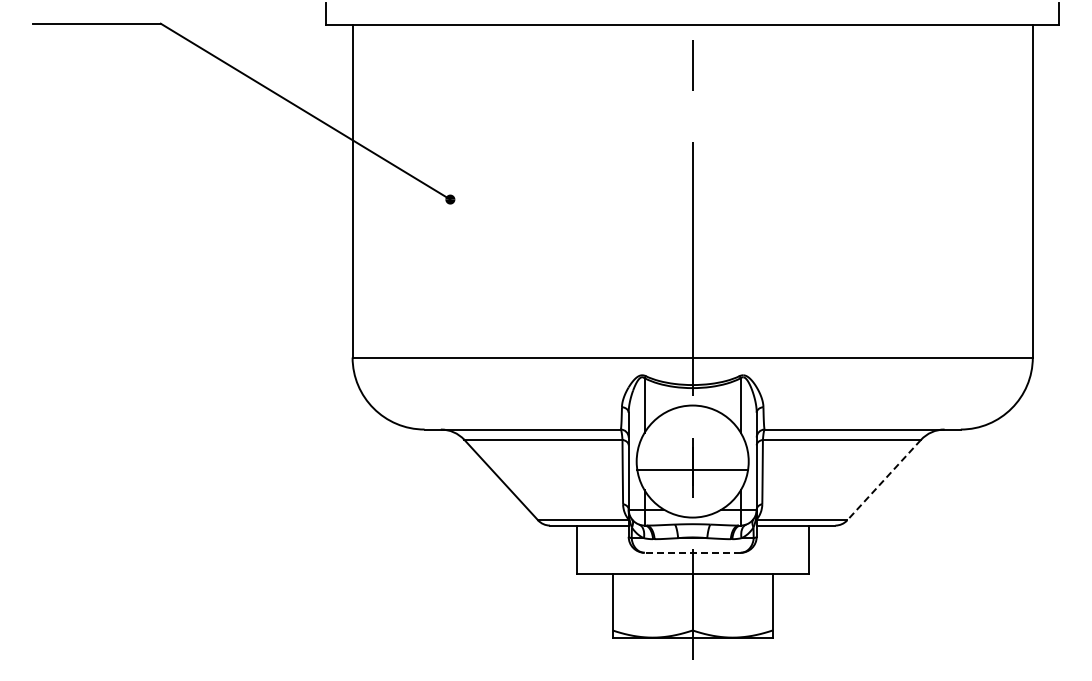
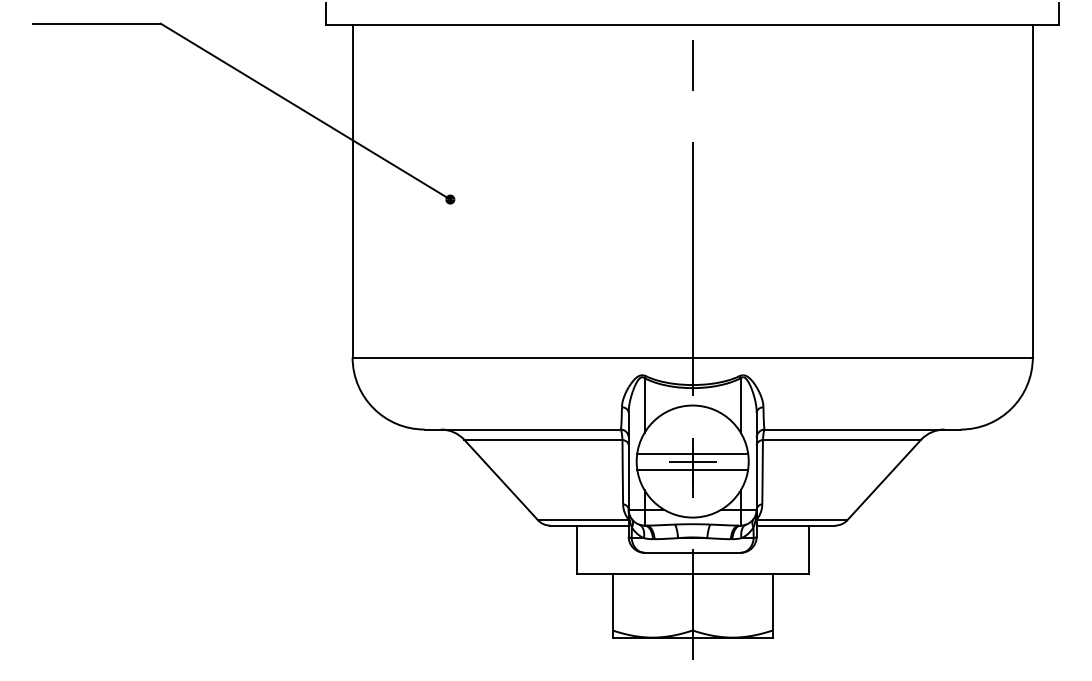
line: none -> present (692, 453)
line: none -> present (692, 461)
line: dashed -> solid (884, 480)
line: dashed -> solid (692, 552)
